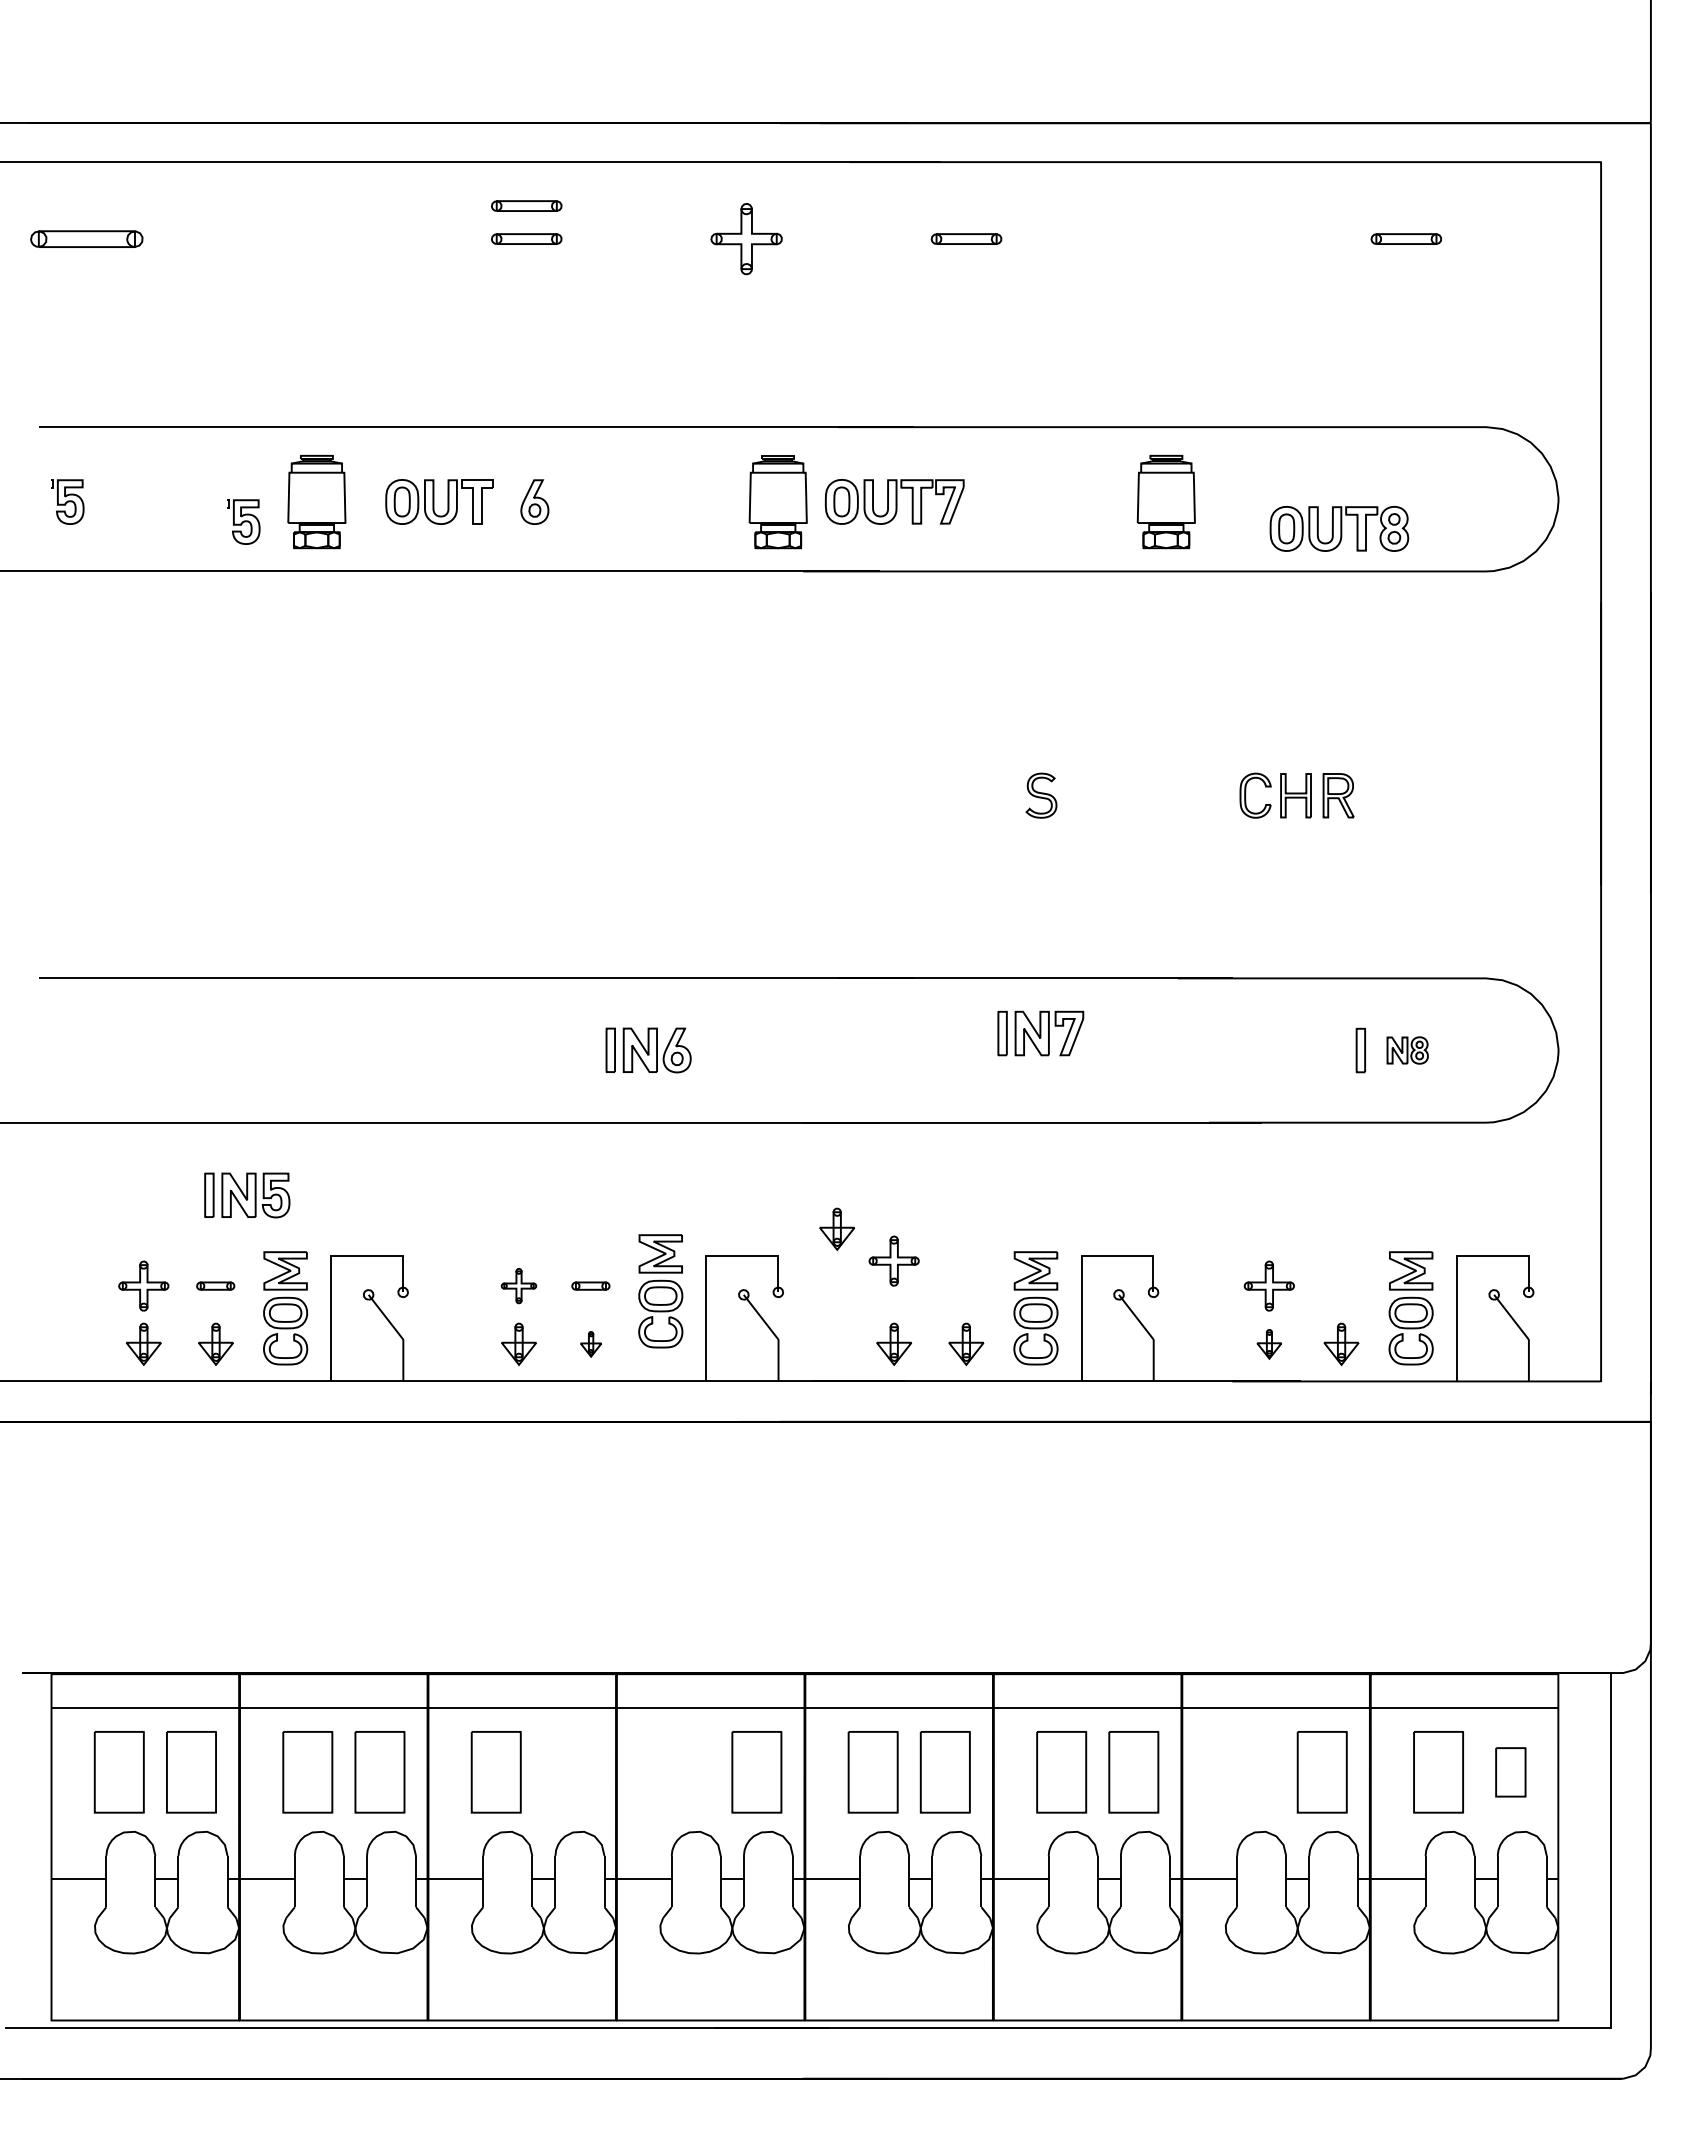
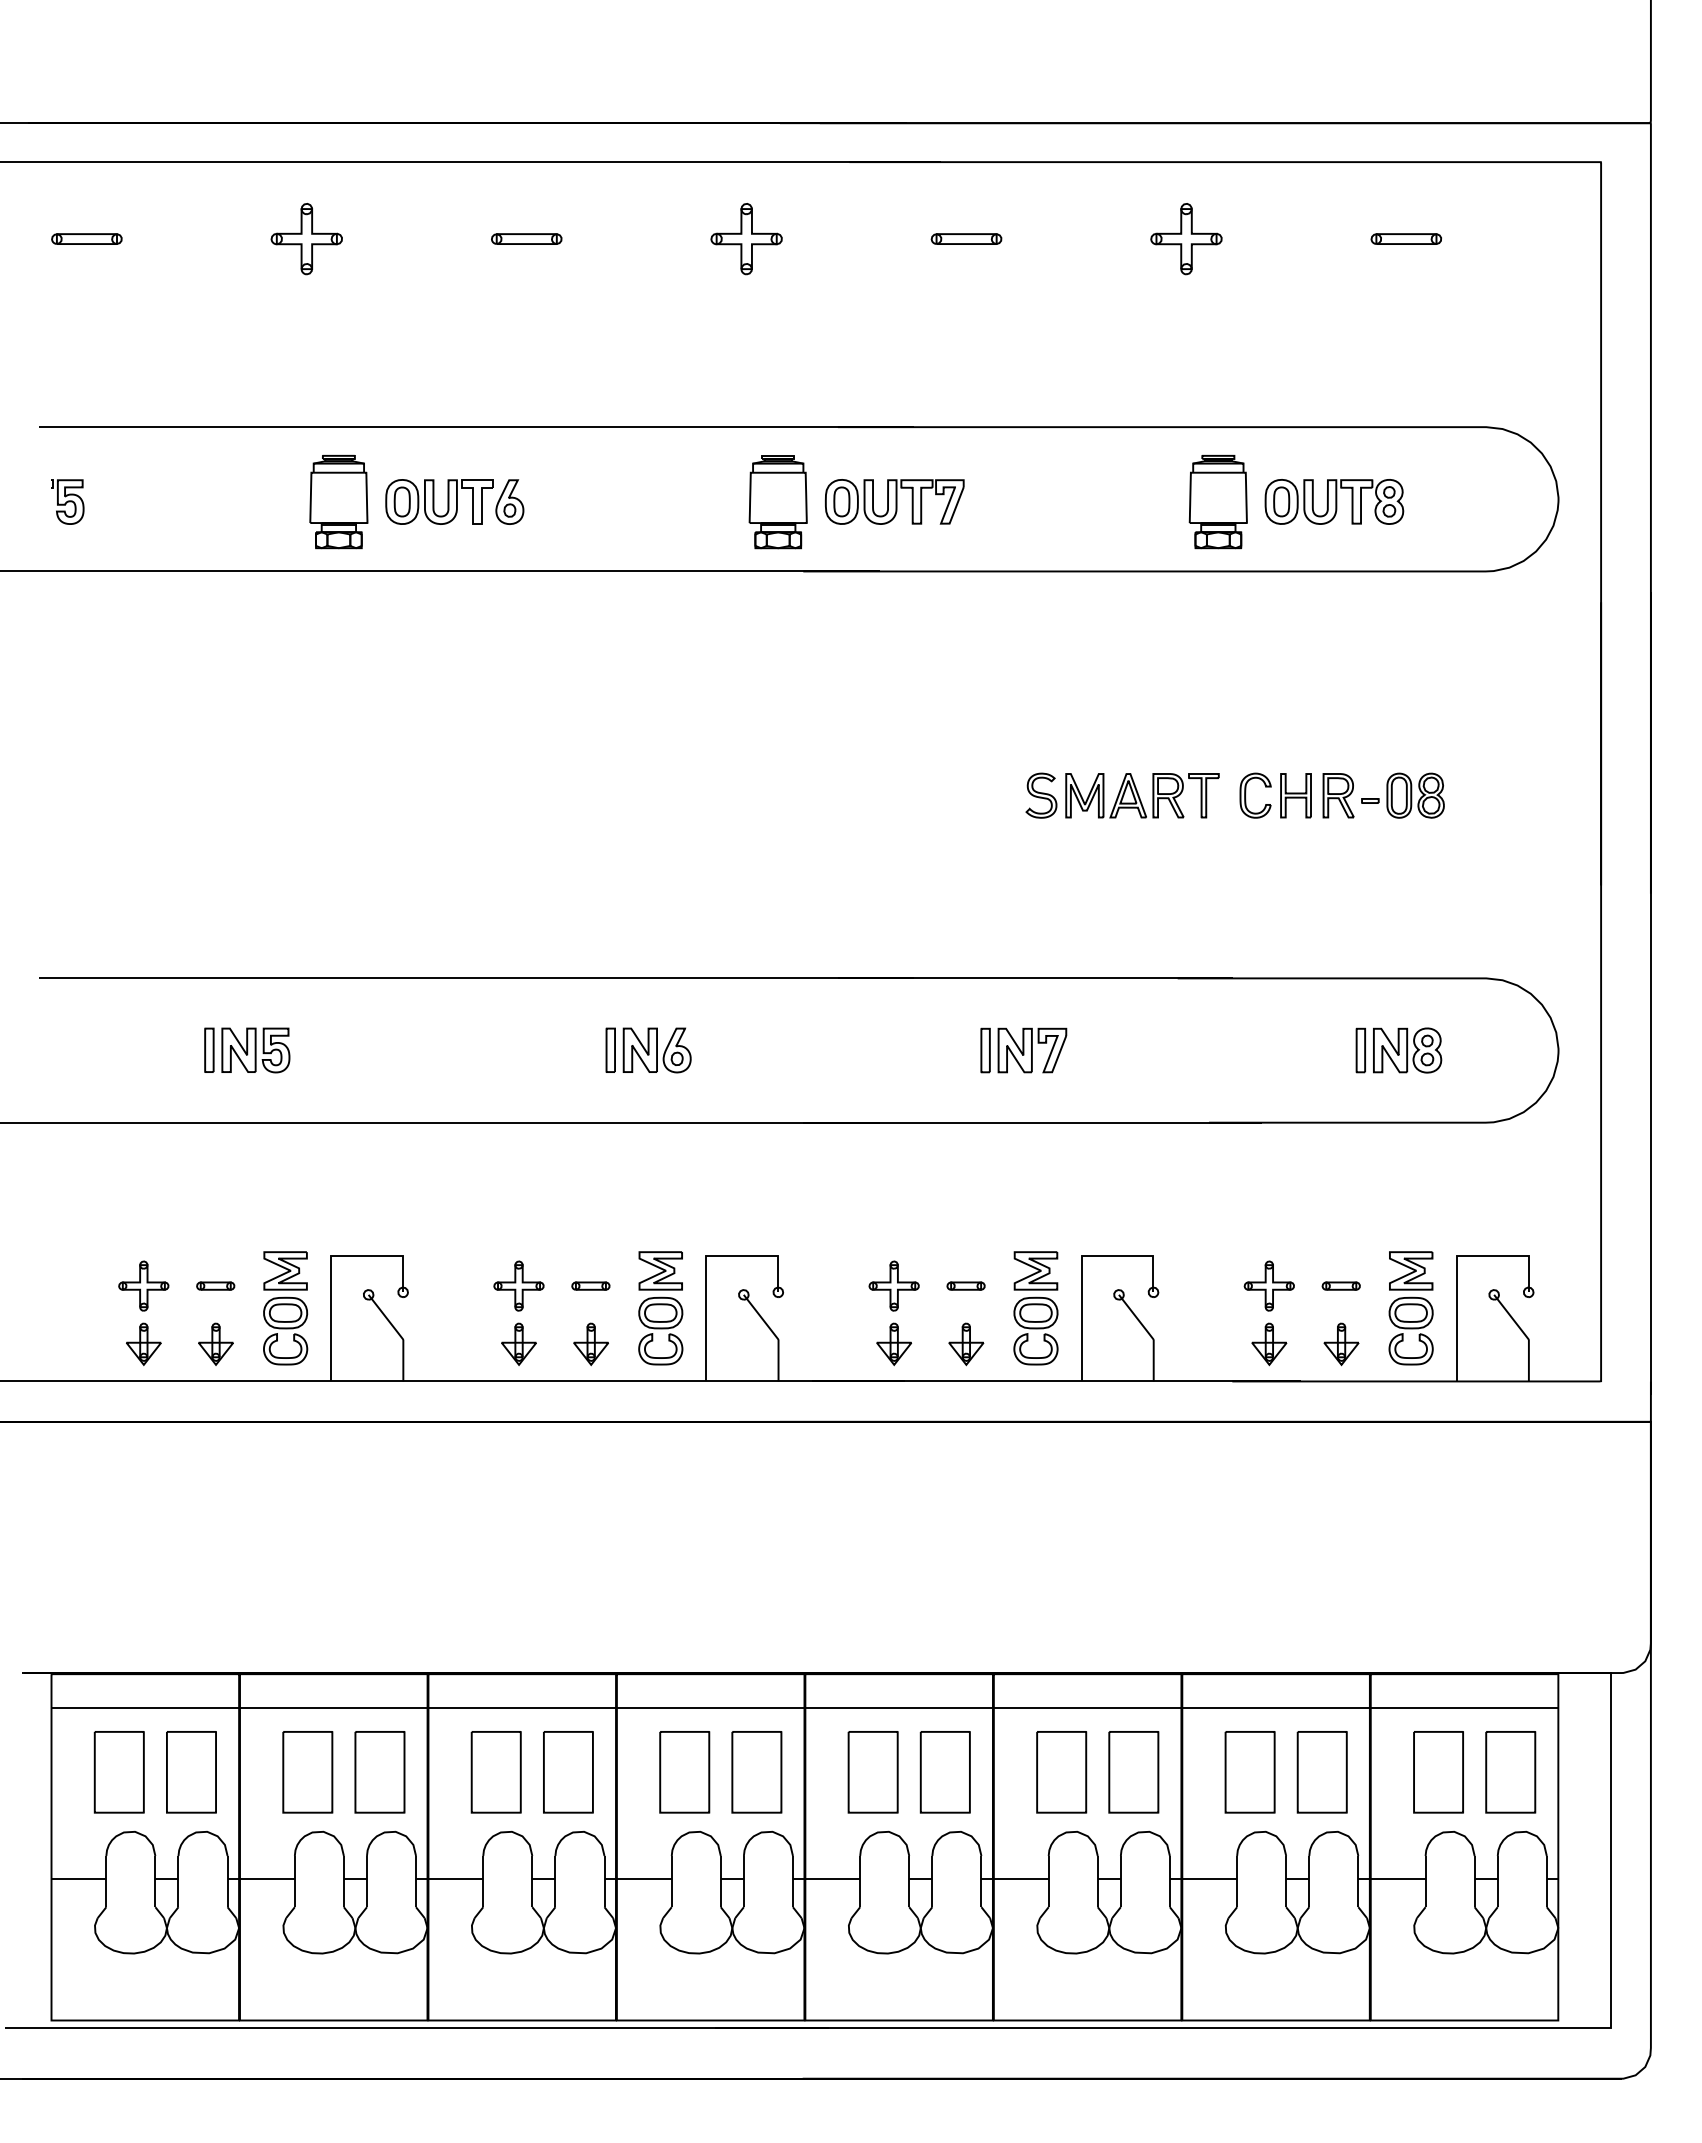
part: present -> none (526, 205)
part size: 114x18 px -> 72x12 px (86, 238)
part: none -> present (306, 239)
part: none -> present (1186, 239)
part position: (534, 501) -> (509, 501) (509, 501)
part position: (316, 502) -> (338, 502) (338, 502)
part position: (1165, 502) -> (1217, 502) (1217, 502)
part: present -> none (243, 521)
part position: (1339, 528) -> (1334, 501) (1334, 501)
part: none -> present (1142, 795)
part: none -> present (1402, 795)
part position: (1040, 1033) -> (1023, 1050) (1023, 1050)
part size: 43x29 px -> 70x47 px (1407, 1050)
part position: (247, 1195) -> (247, 1050) (247, 1050)
part: present -> none (836, 1229)
part position: (893, 1260) -> (893, 1285) (893, 1285)
part: none -> present (965, 1285)
part: none -> present (1340, 1285)
part size: 38x37 px -> 52x52 px (518, 1285)
part position: (660, 1291) -> (660, 1308) (660, 1308)
part size: 22x27 px -> 36x45 px (590, 1344)
part size: 26x31 px -> 37x45 px (1269, 1344)
part: none -> present (568, 1772)
part: none -> present (684, 1772)
part: none -> present (1249, 1772)
part size: 32x51 px -> 52x83 px (1510, 1772)
